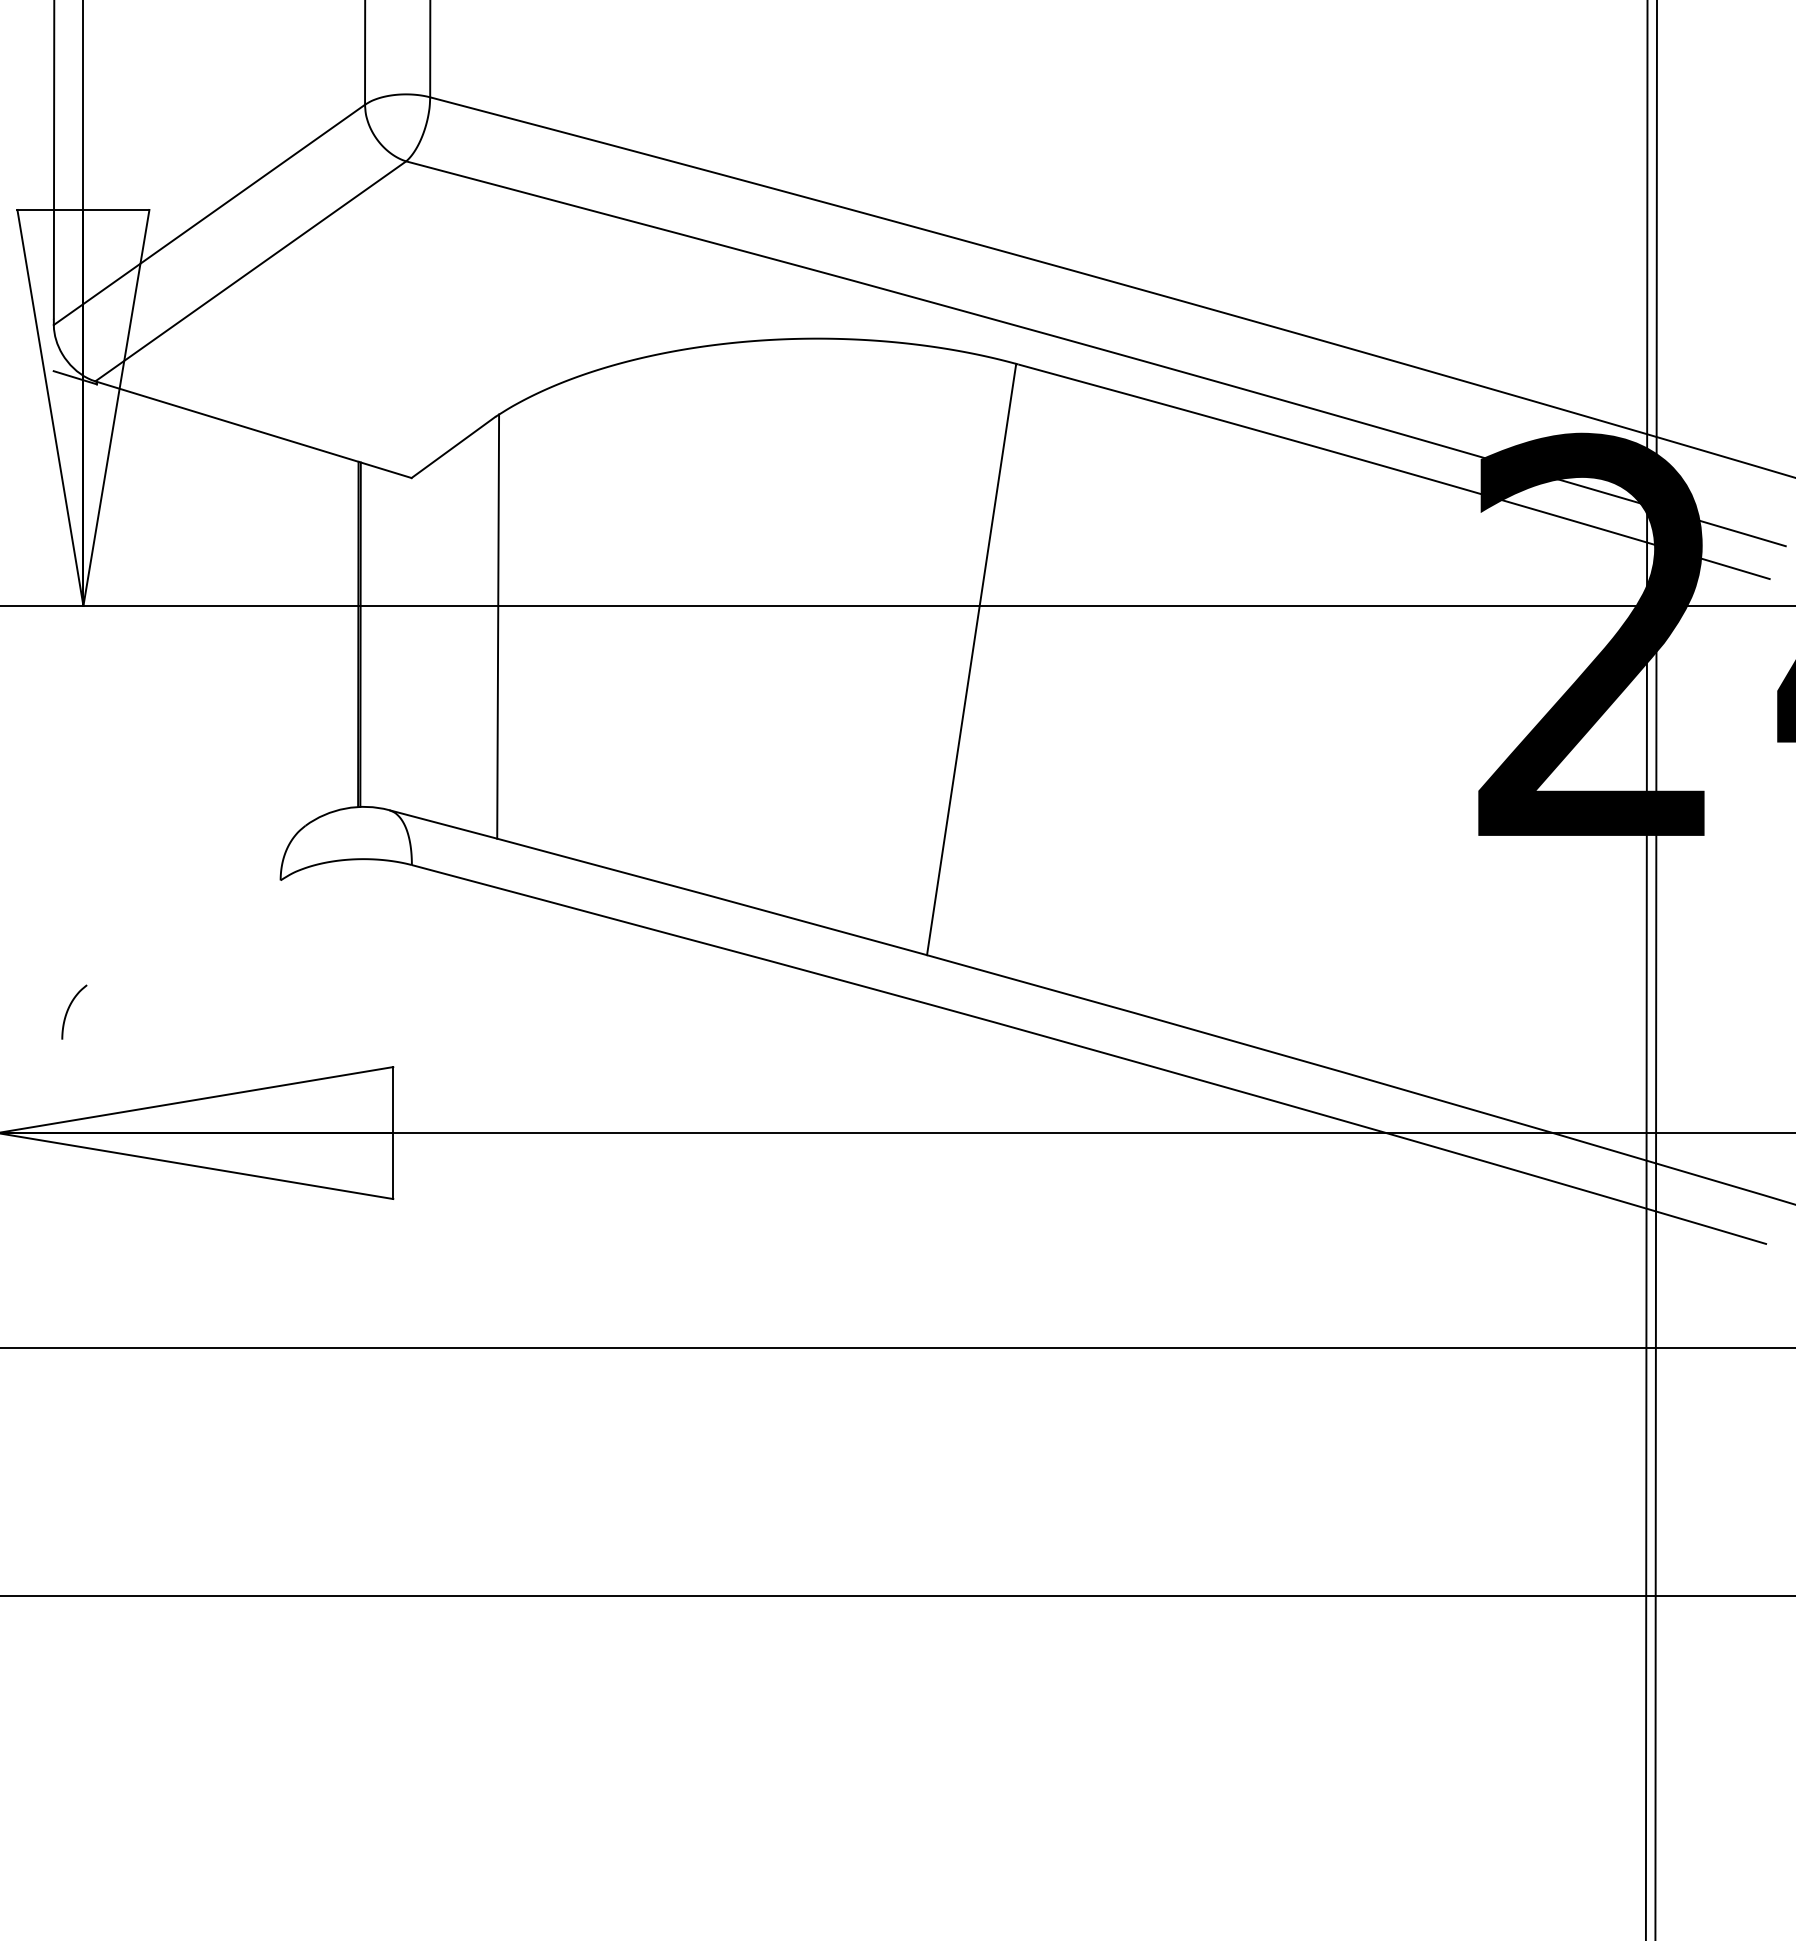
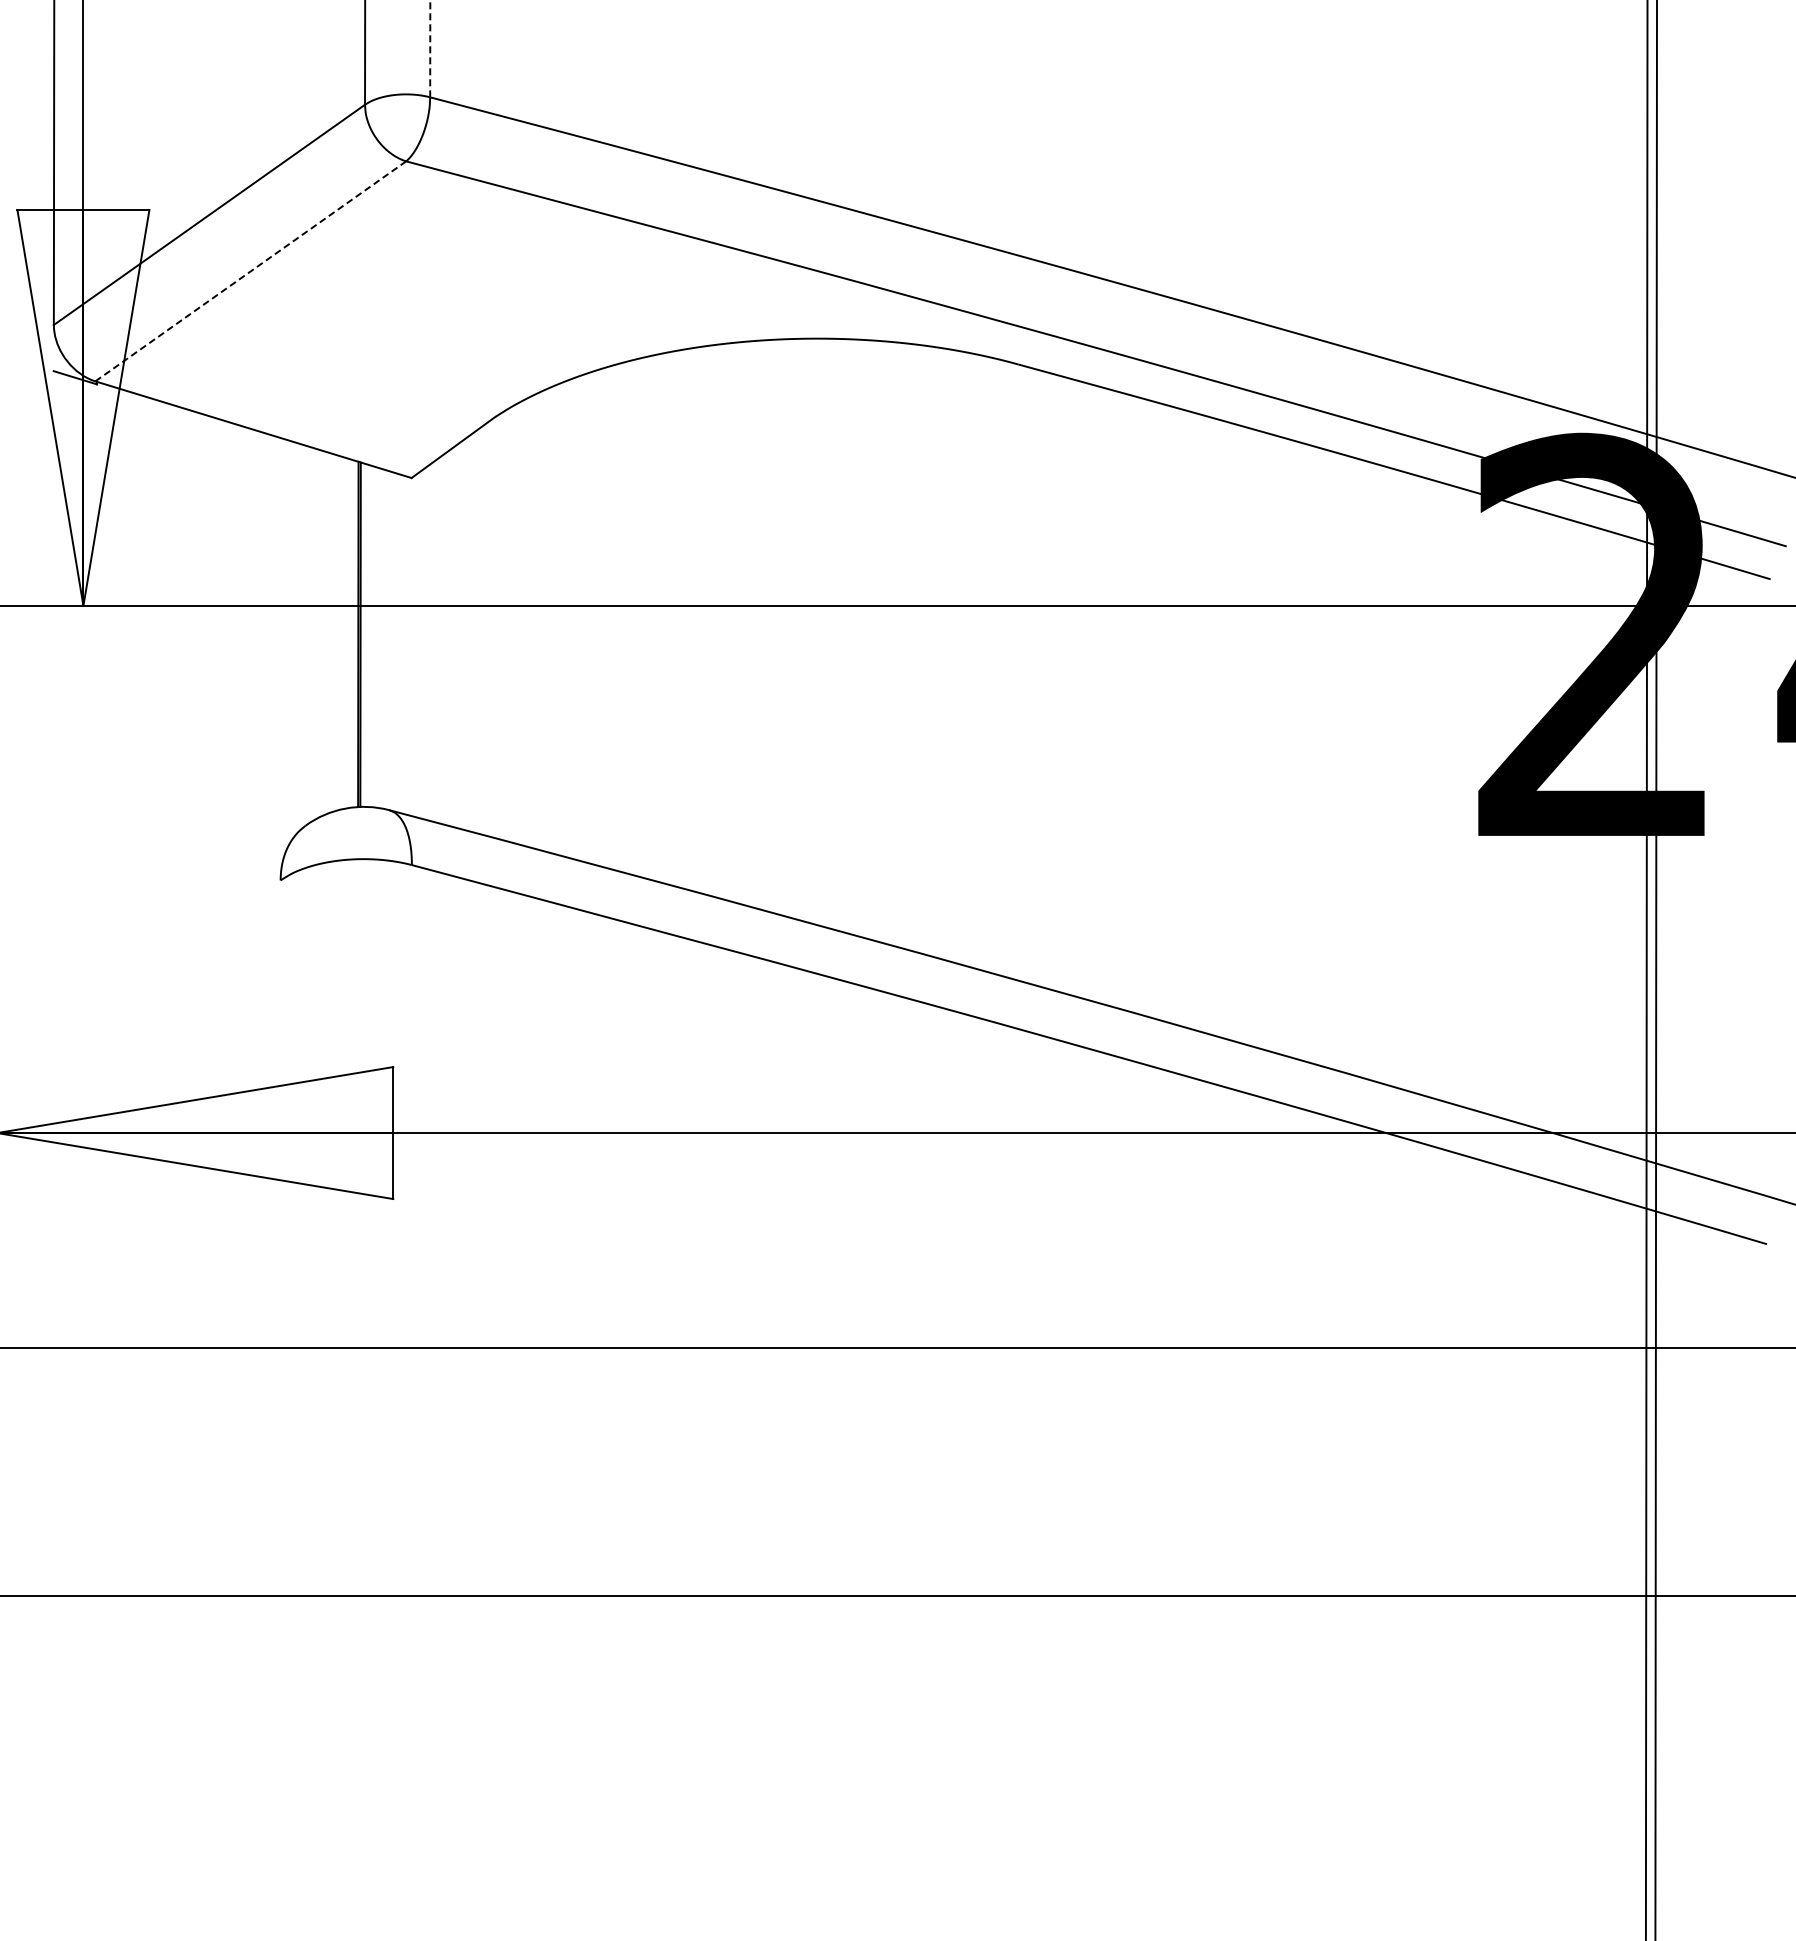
line: solid -> dashed (430, 48)
line: solid -> dashed (251, 271)
line: present -> none (498, 626)
line: present -> none (971, 659)
curve: present -> none (69, 1009)
